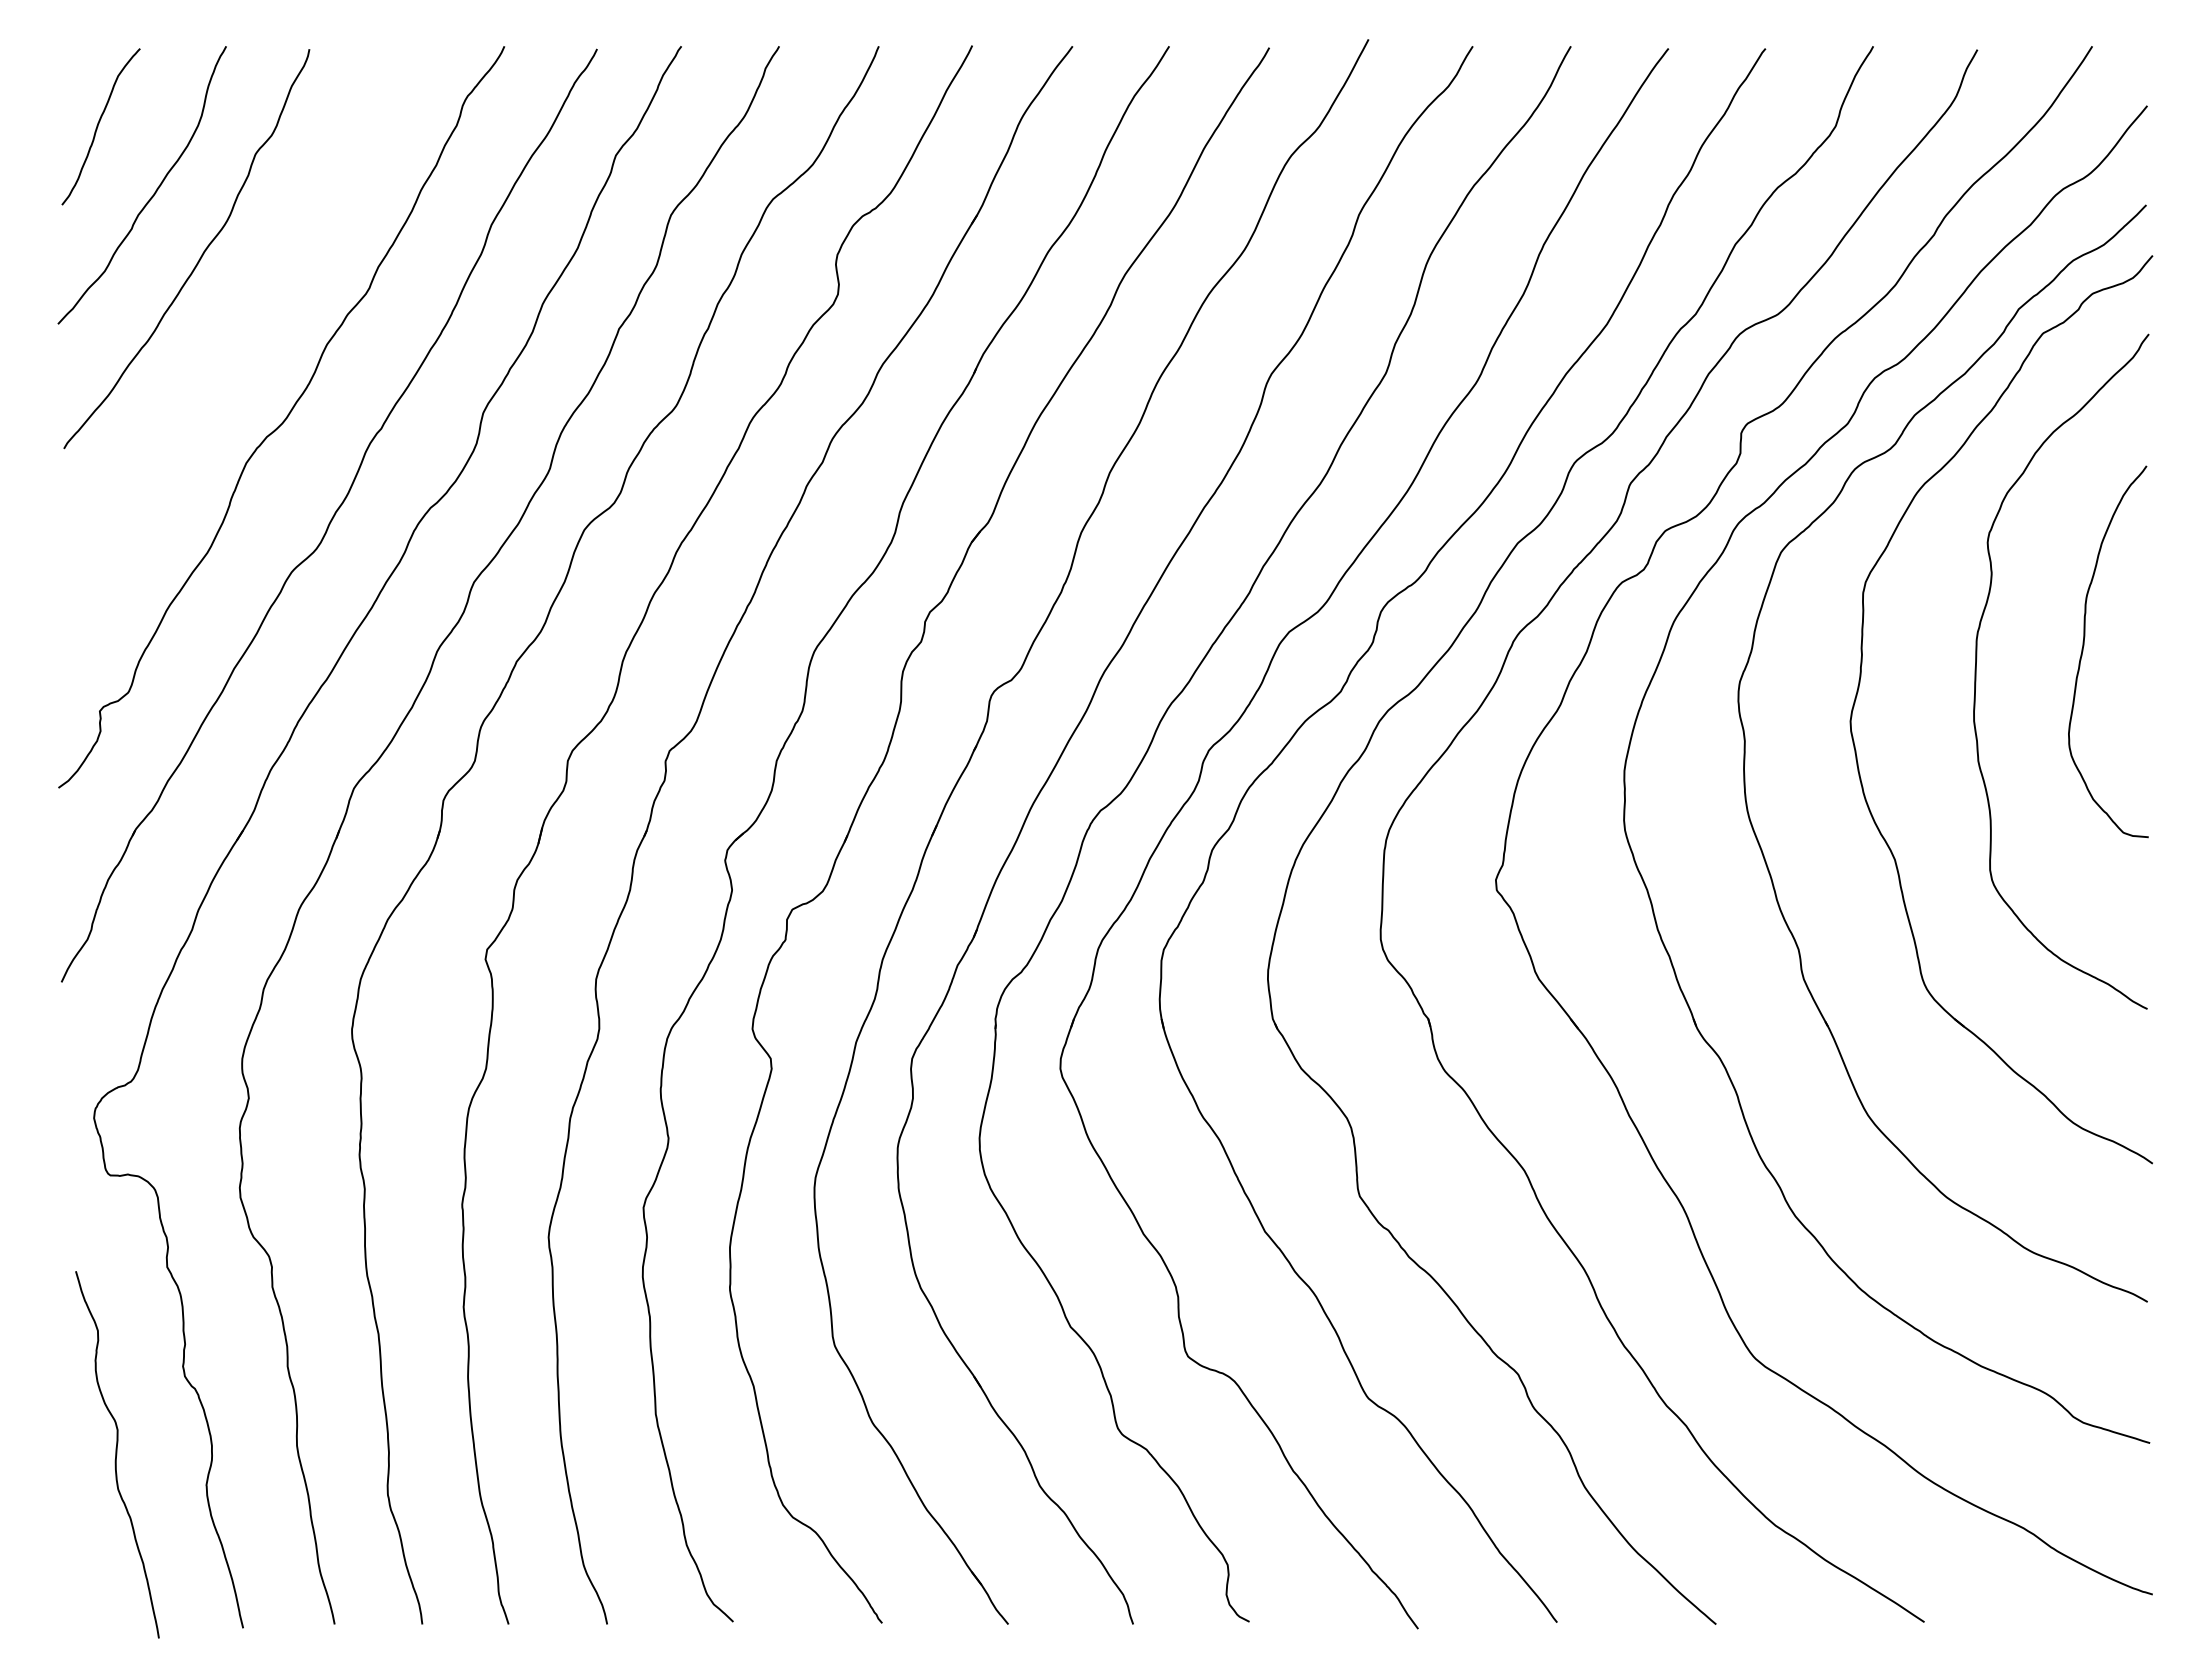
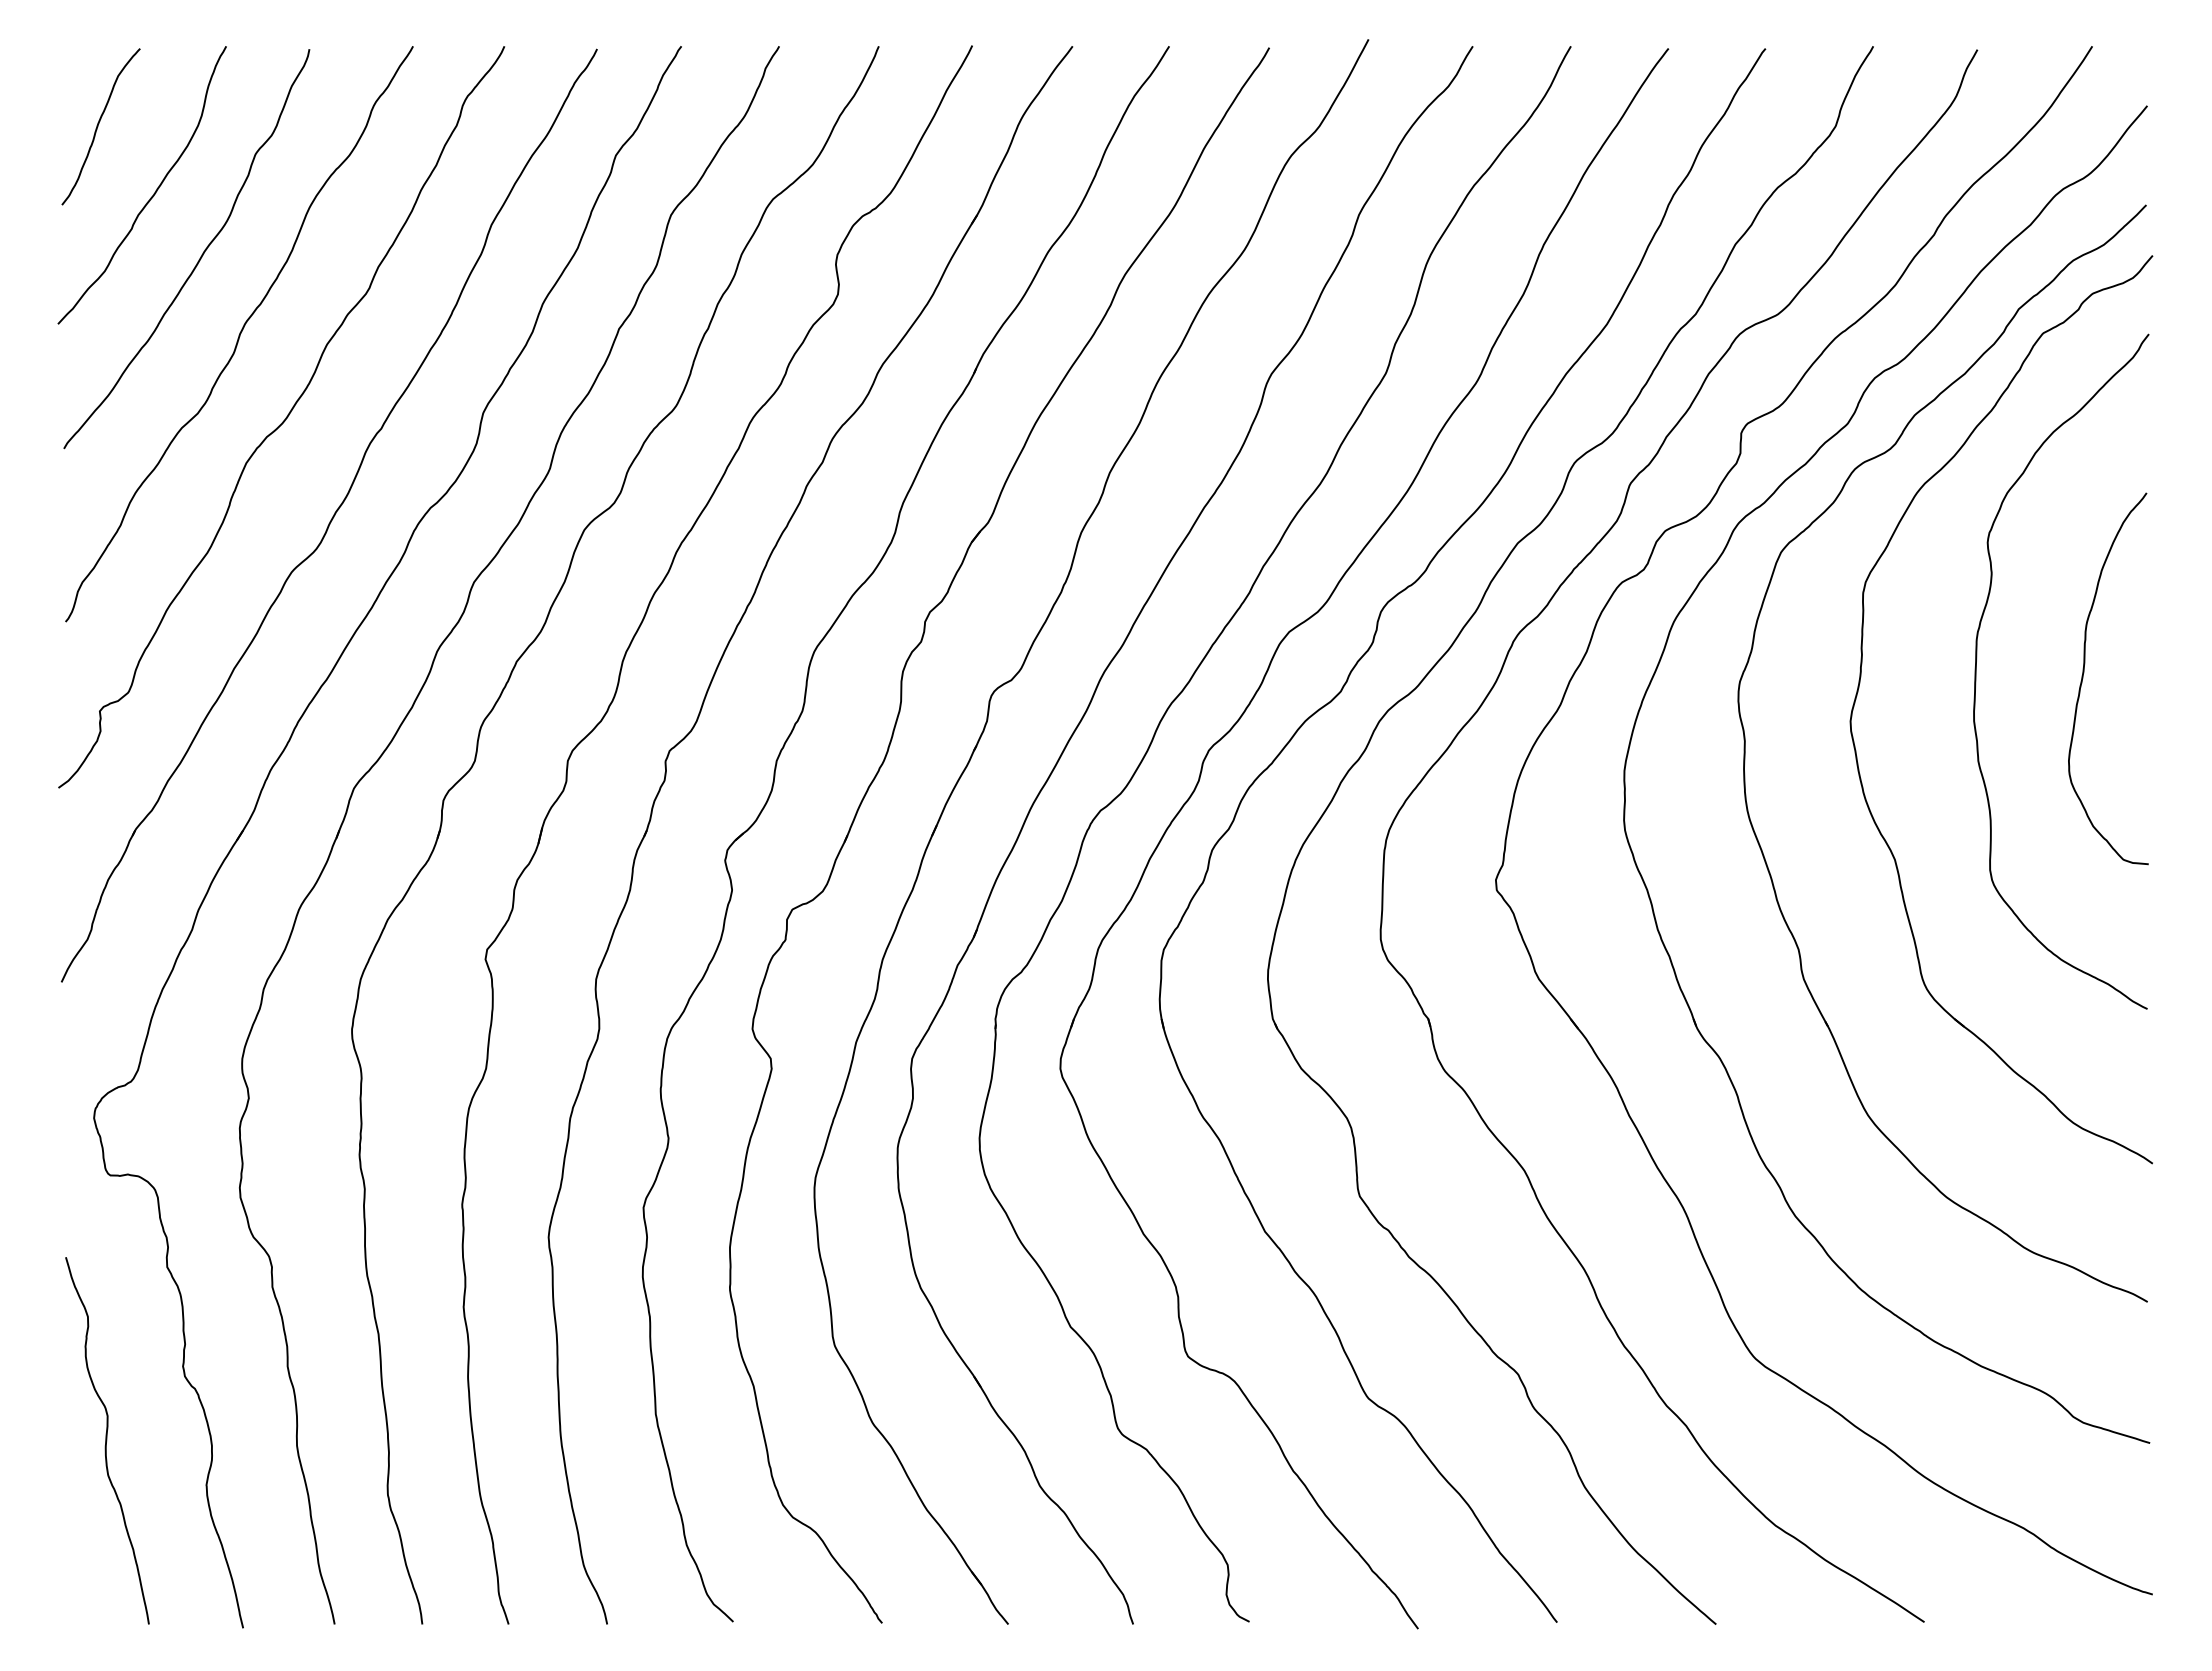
curve: none -> present (239, 334)
curve position: (2084, 646) -> (2084, 673) (2084, 673)
curve position: (117, 1454) -> (107, 1440) (107, 1440)
